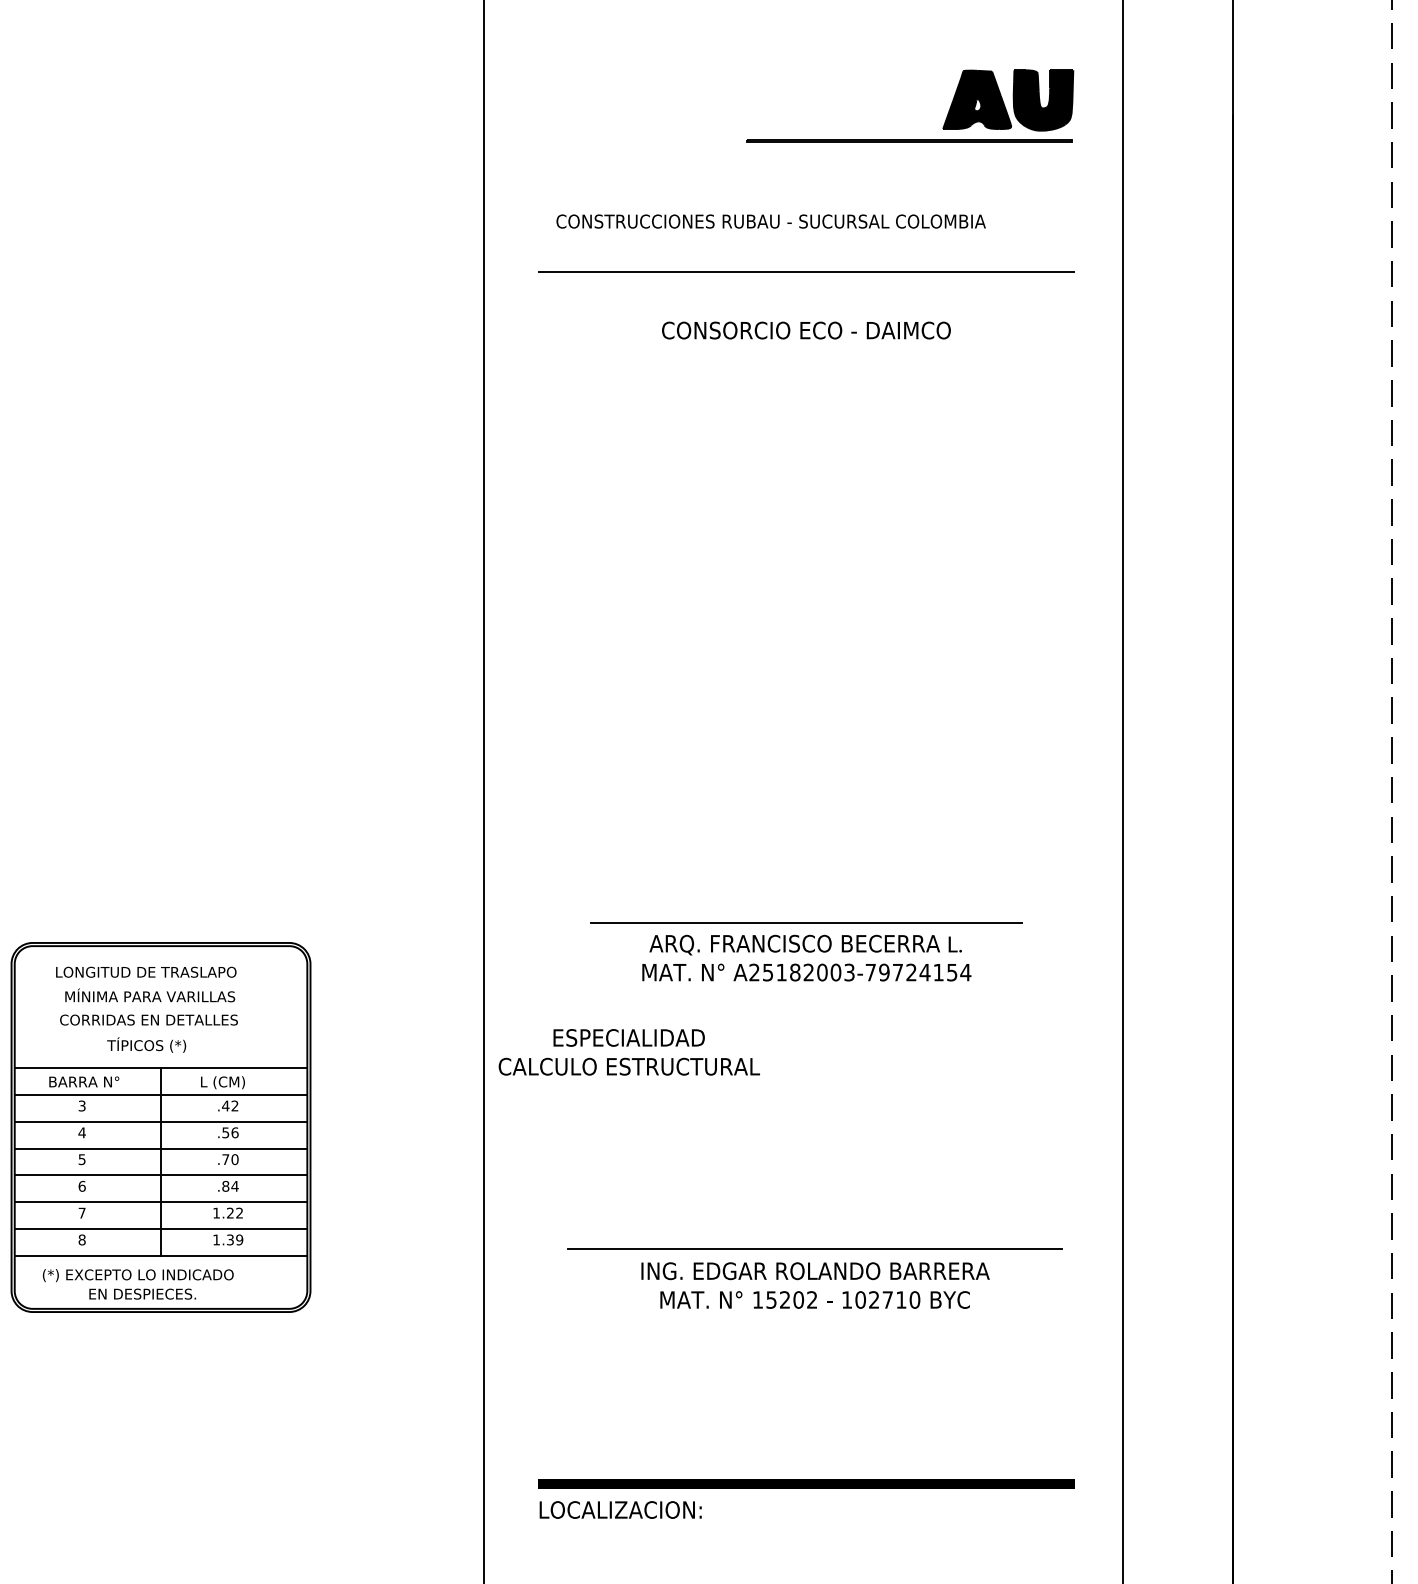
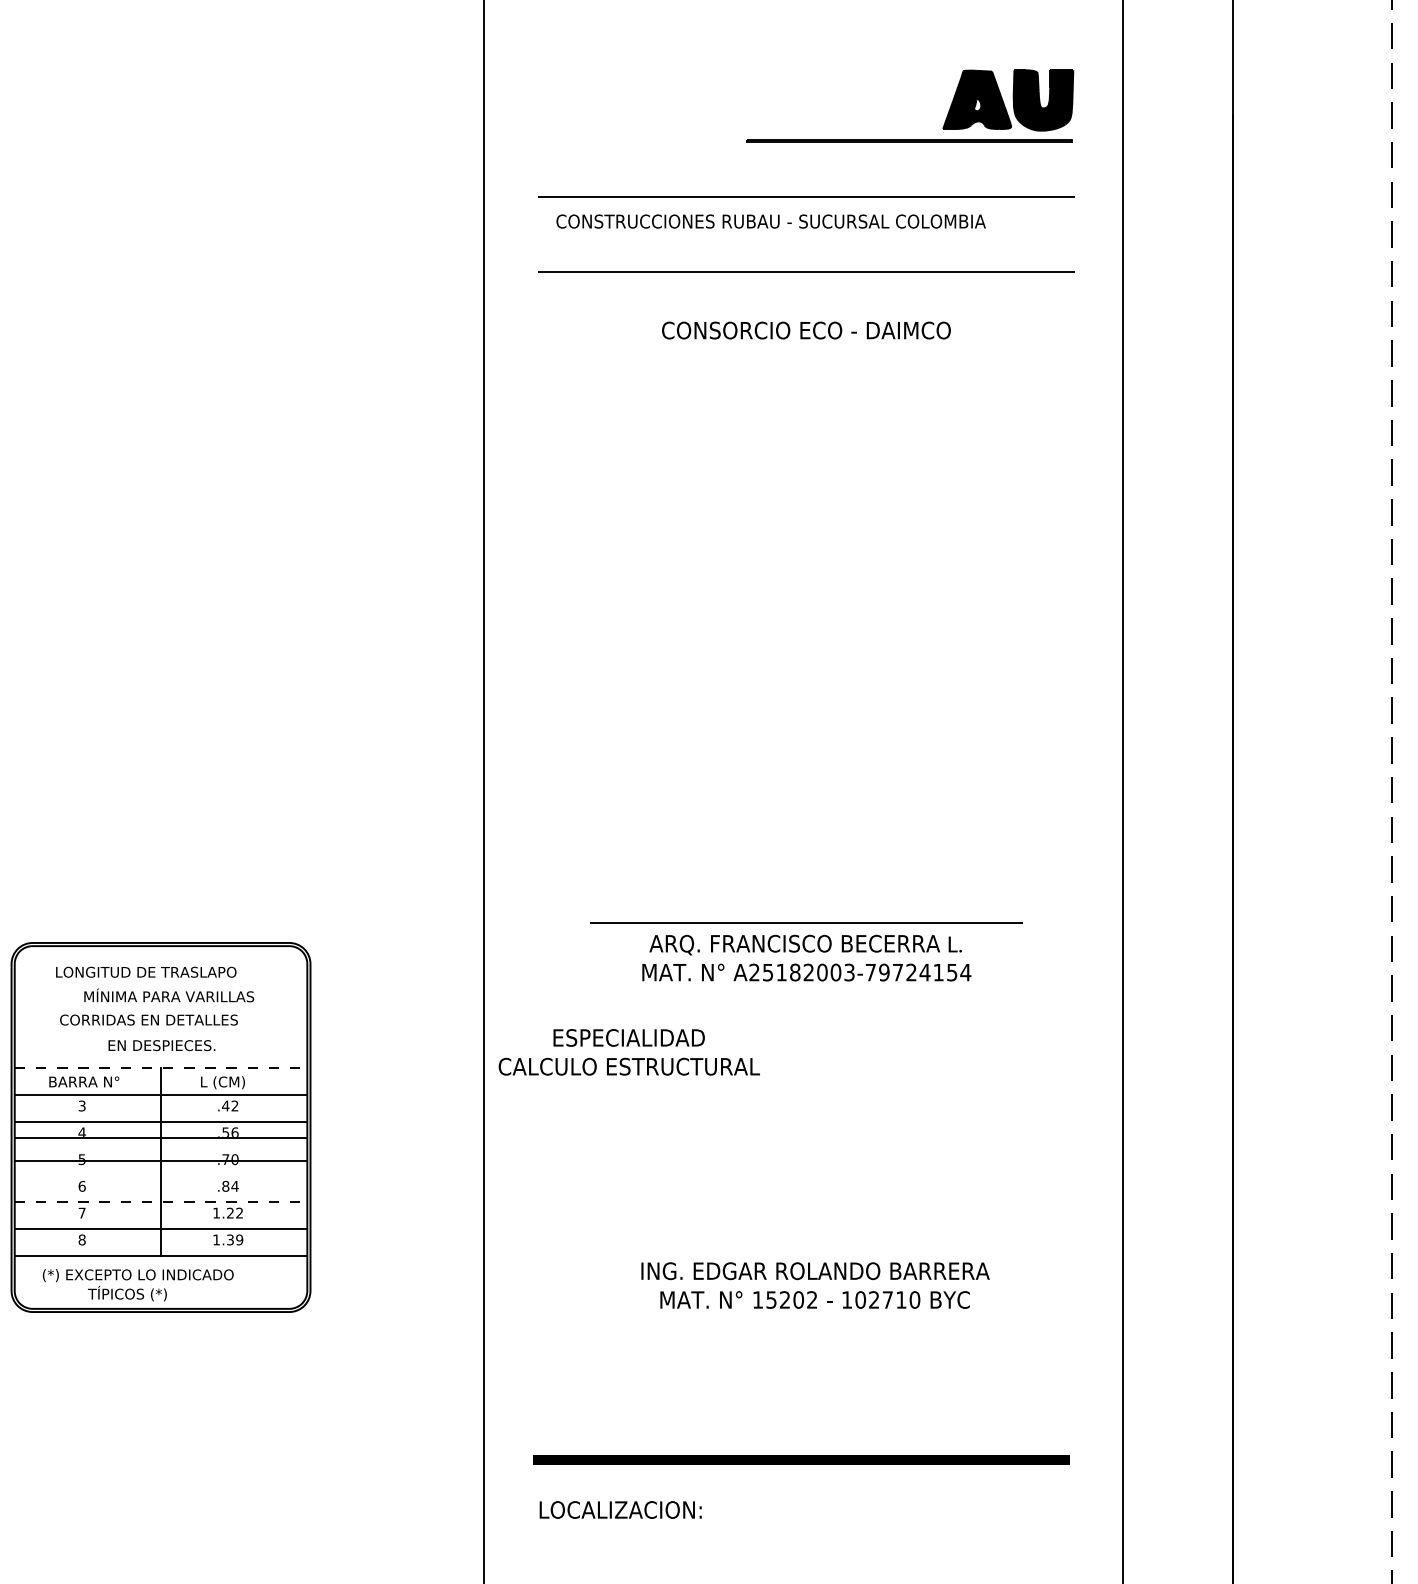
line: none -> present (806, 196)
text position: (150, 995) -> (169, 995) (169, 995)
text: TÍPICOS (*) -> EN DESPIECES. (161, 1044)
line: solid -> dashed (161, 1068)
line position: (160, 1148) -> (160, 1137) (160, 1137)
line position: (160, 1175) -> (160, 1161) (160, 1161)
line: solid -> dashed (161, 1202)
line: present -> none (814, 1248)
text: EN DESPIECES. -> TÍPICOS (*) (141, 1293)
line position: (806, 1483) -> (801, 1459) (801, 1459)
